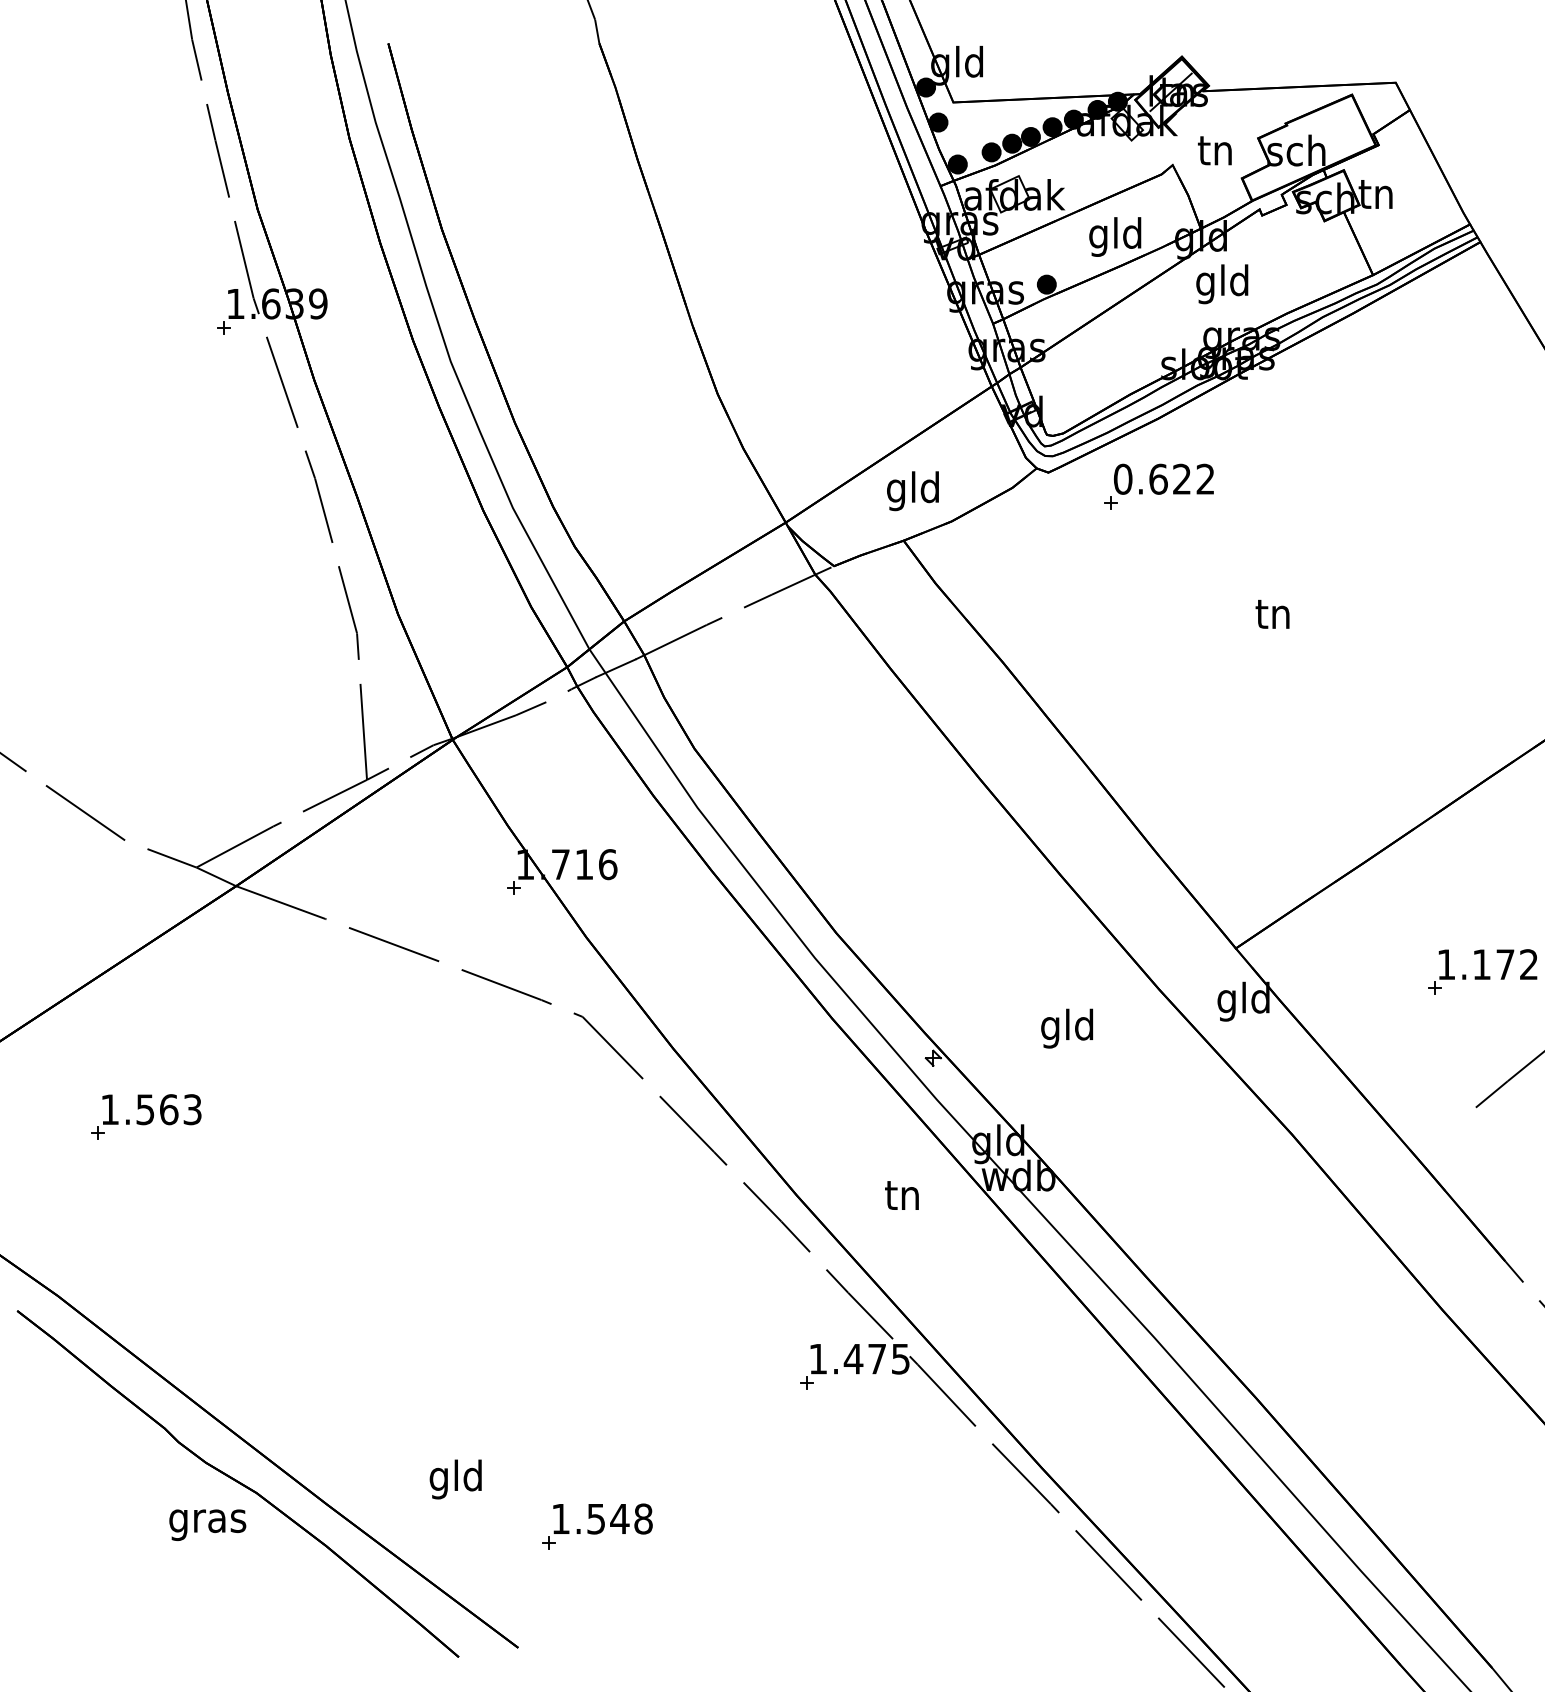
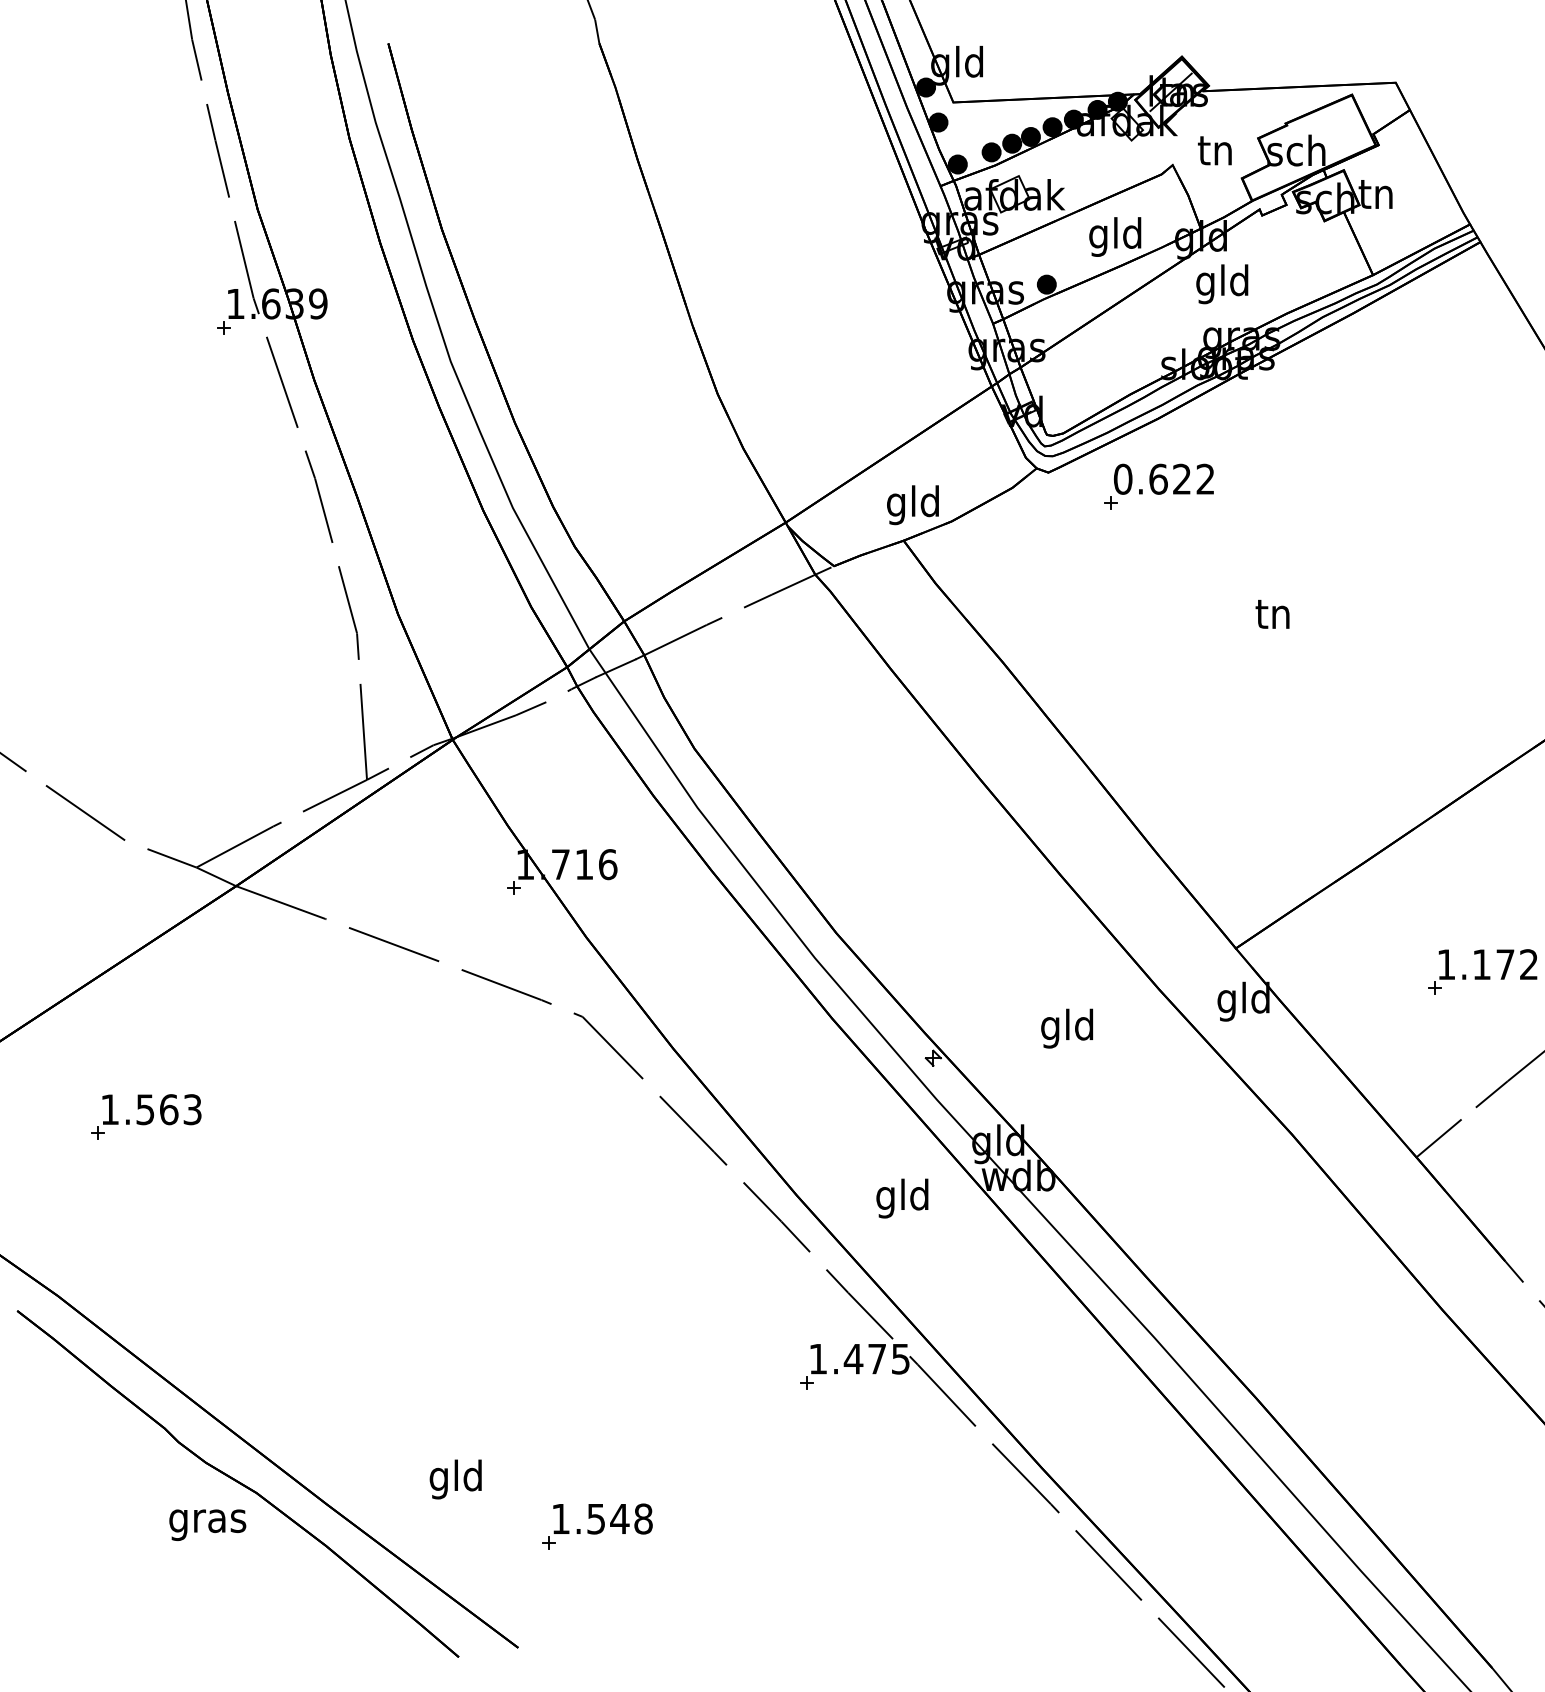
text position: (912, 491) -> (912, 505) (912, 505)
line: none -> present (1438, 1138)
text: tn -> gld (902, 1198)
